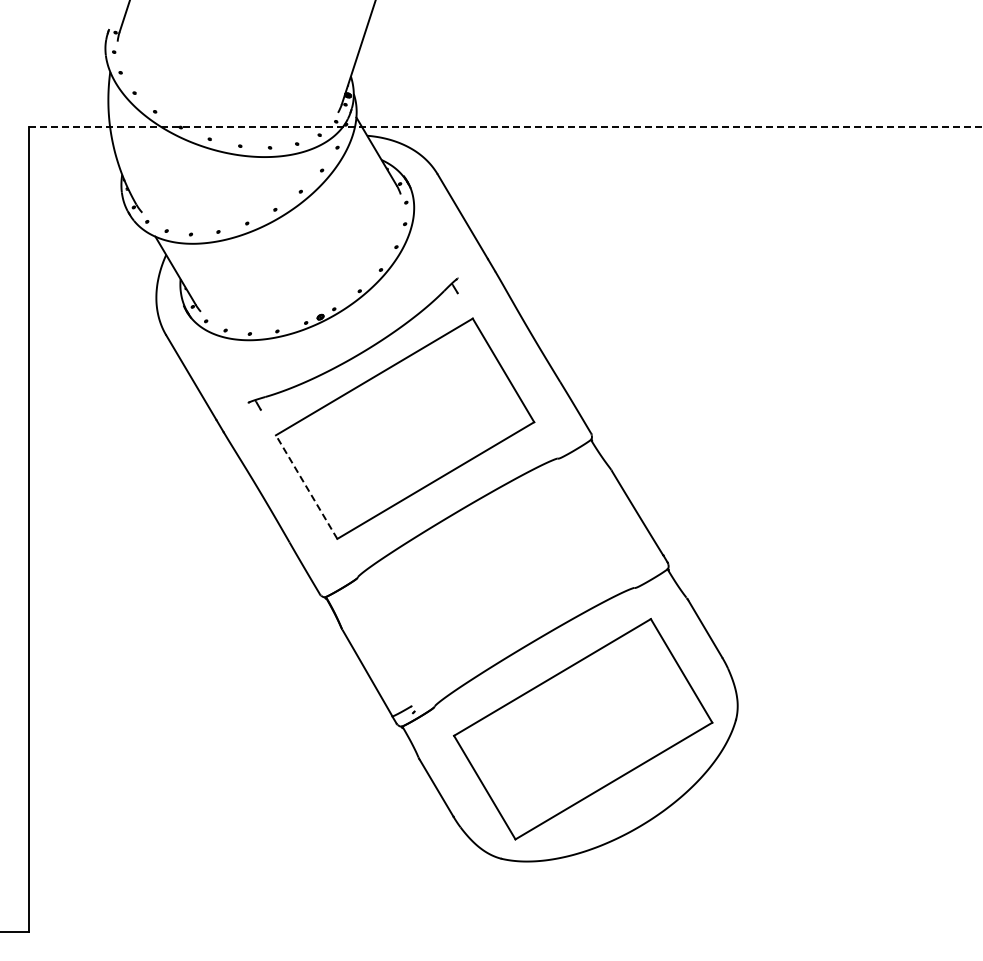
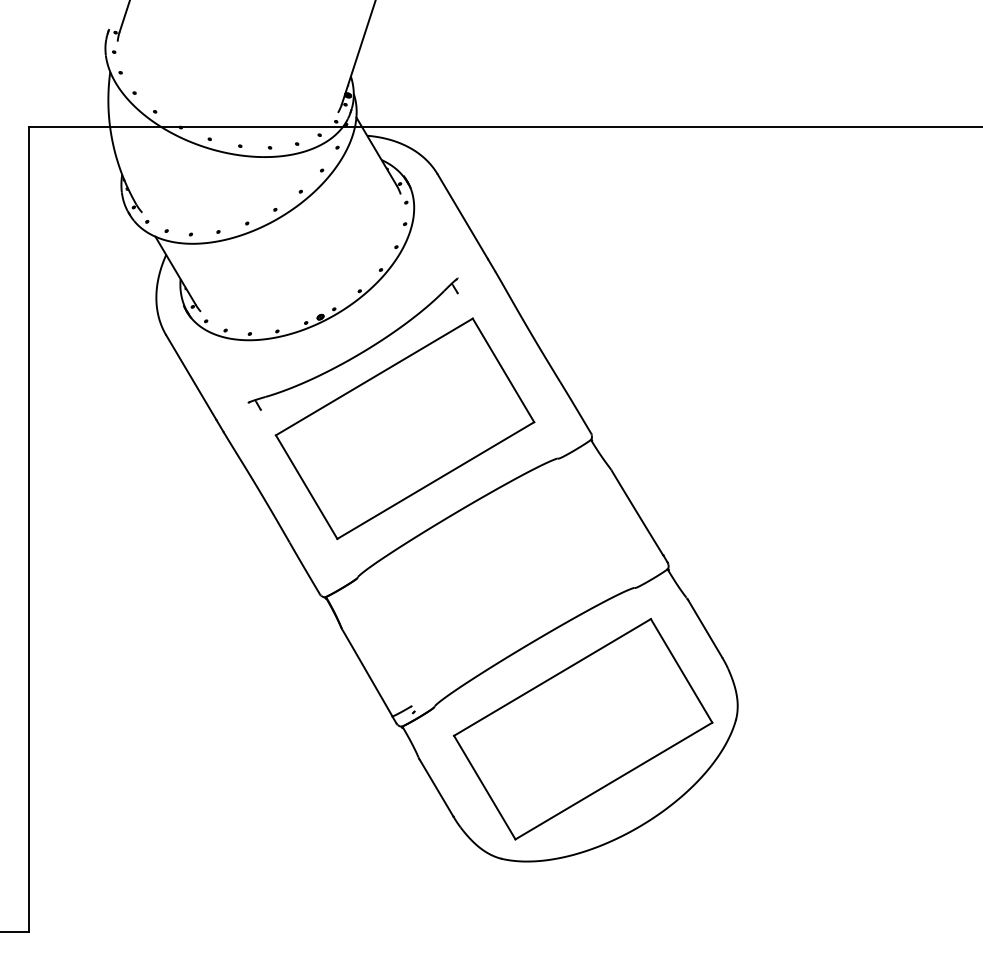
line: dashed -> solid (506, 126)
line: dashed -> solid (306, 486)
